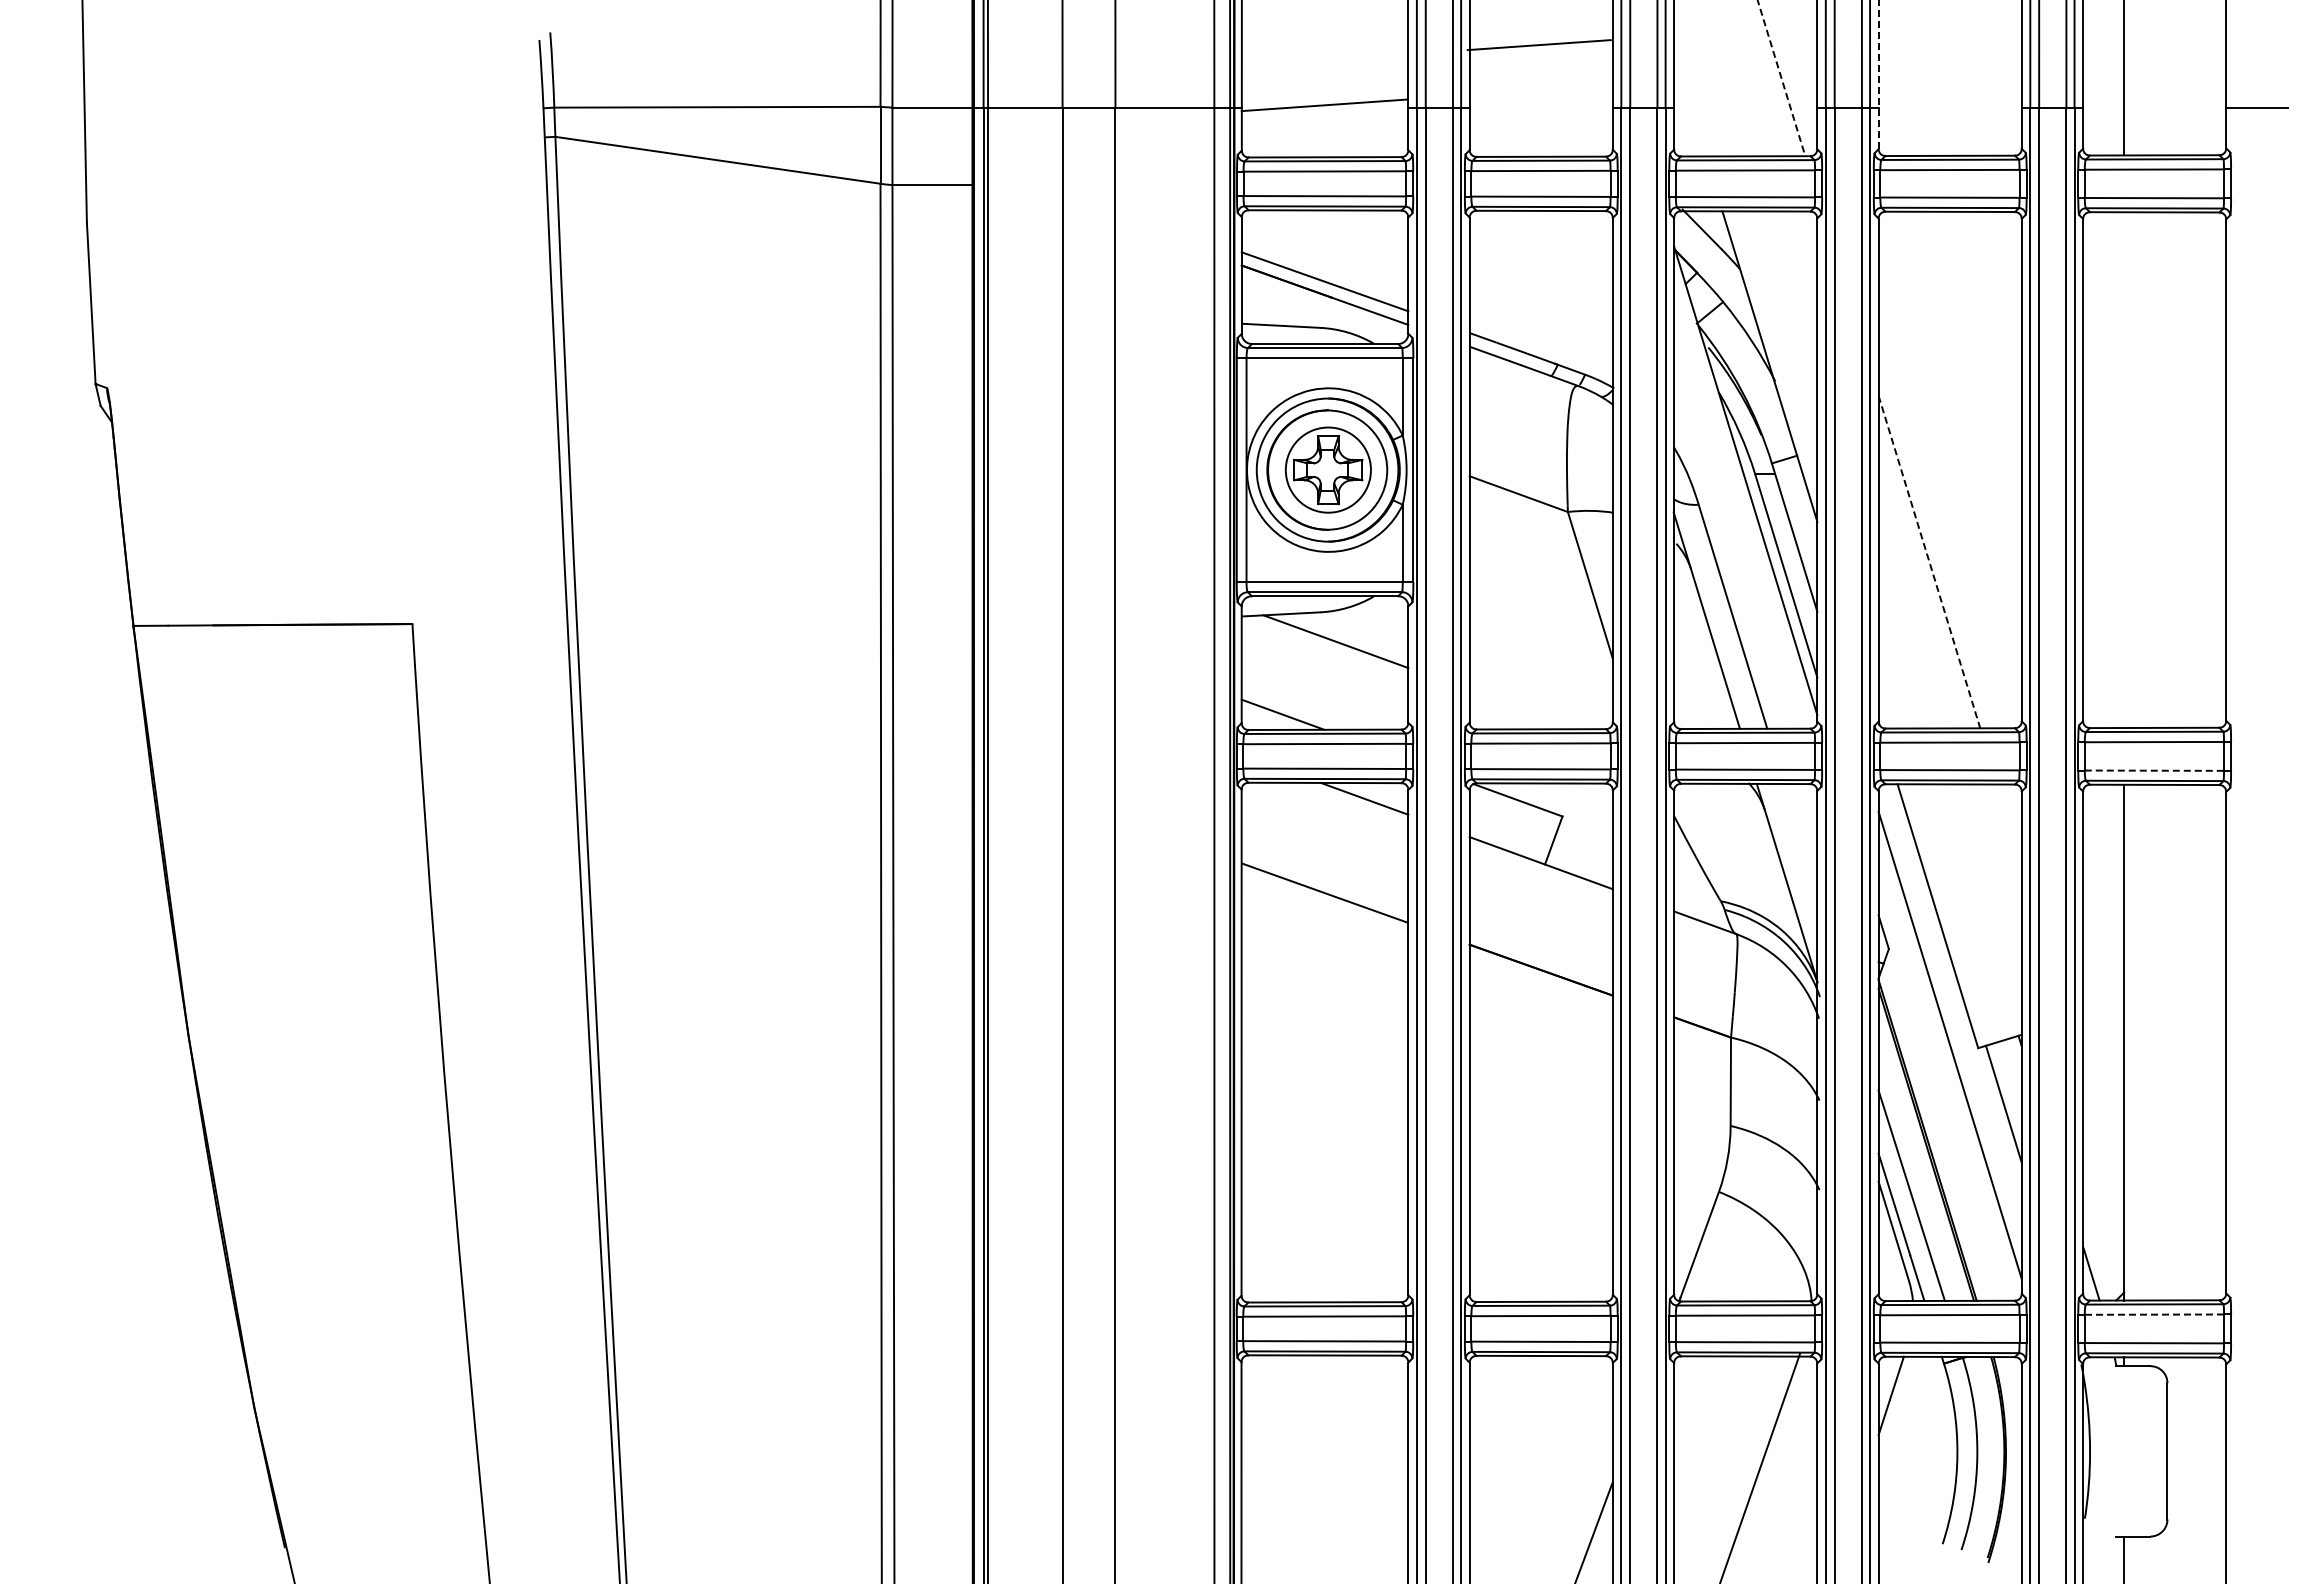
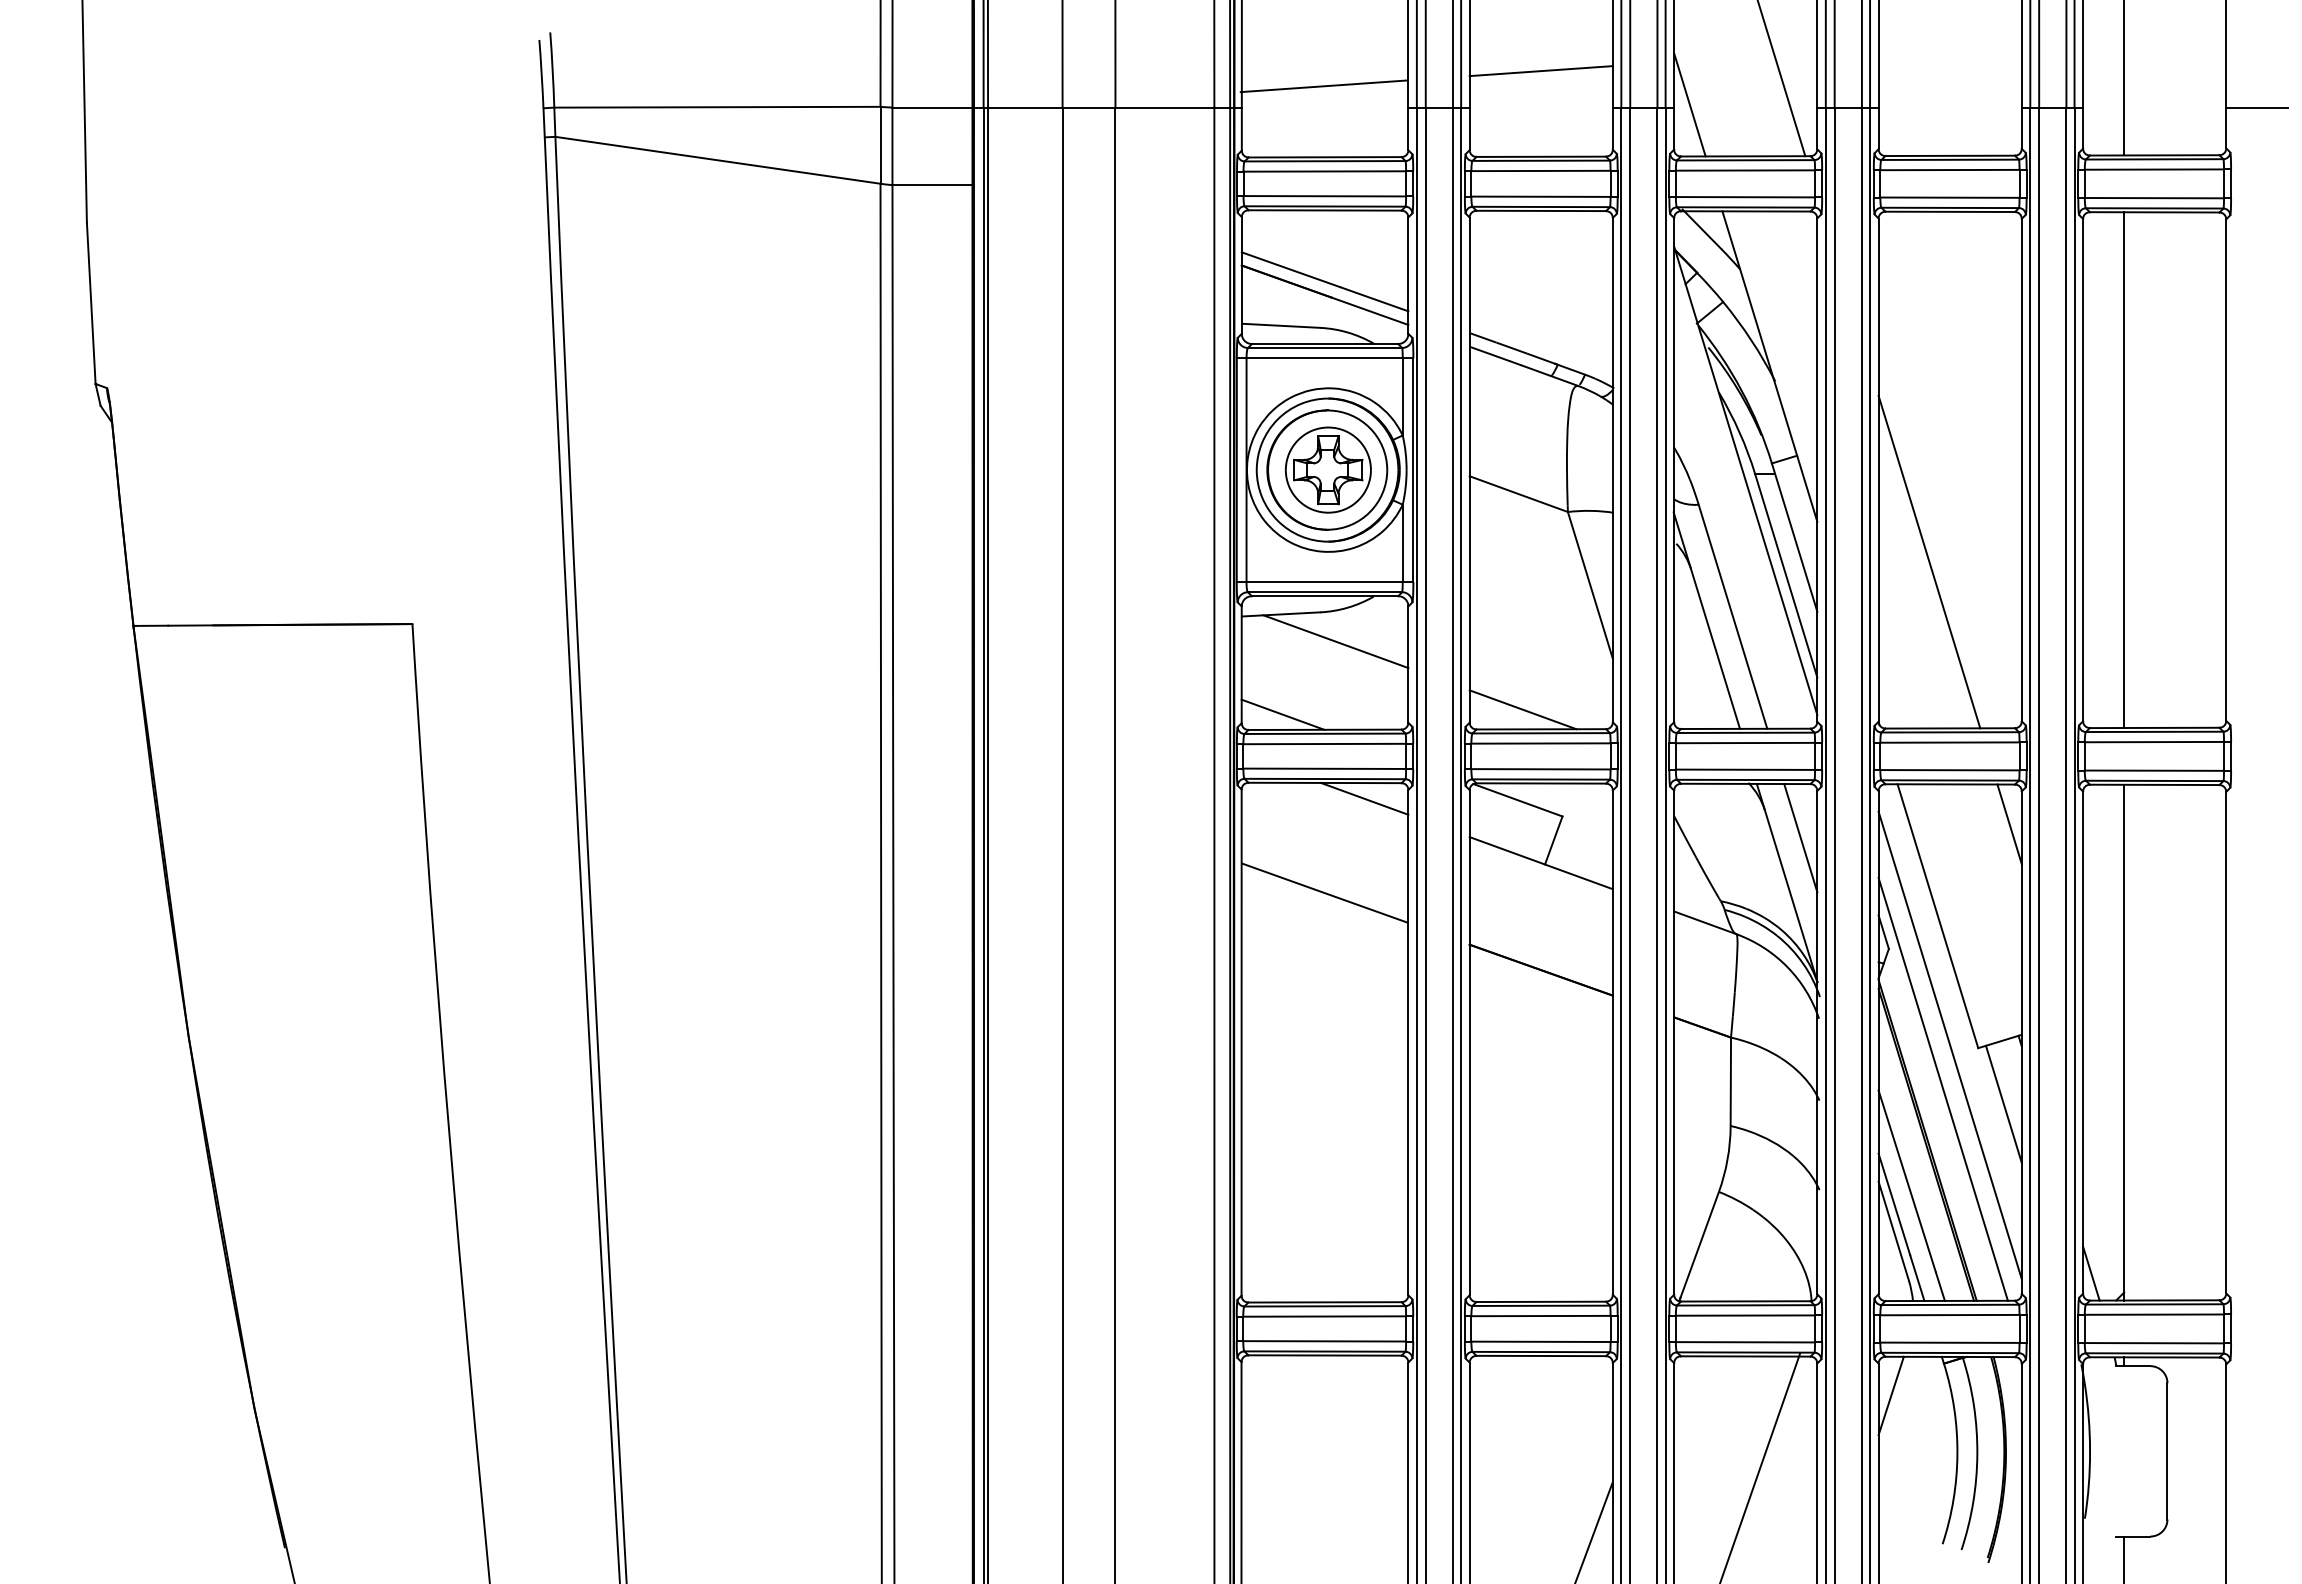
line position: (1538, 45) -> (1540, 71) (1540, 71)
line: dashed -> solid (1878, 74)
line: dashed -> solid (1781, 78)
line: none -> present (1689, 104)
line position: (1324, 105) -> (1323, 86) (1323, 86)
line: none -> present (2124, 470)
line: dashed -> solid (1929, 562)
line: none -> present (1522, 709)
line: dashed -> solid (2154, 770)
line: none -> present (2009, 824)
line: none -> present (1800, 838)
line: none -> present (1942, 1088)
line: dashed -> solid (2154, 1314)
